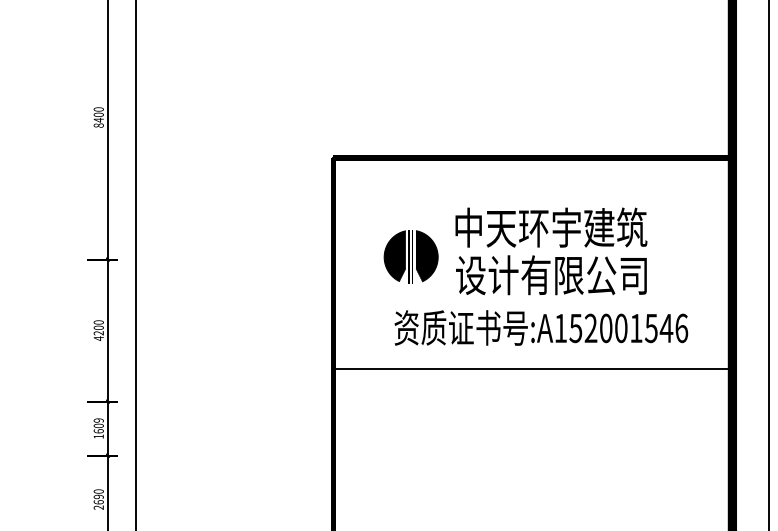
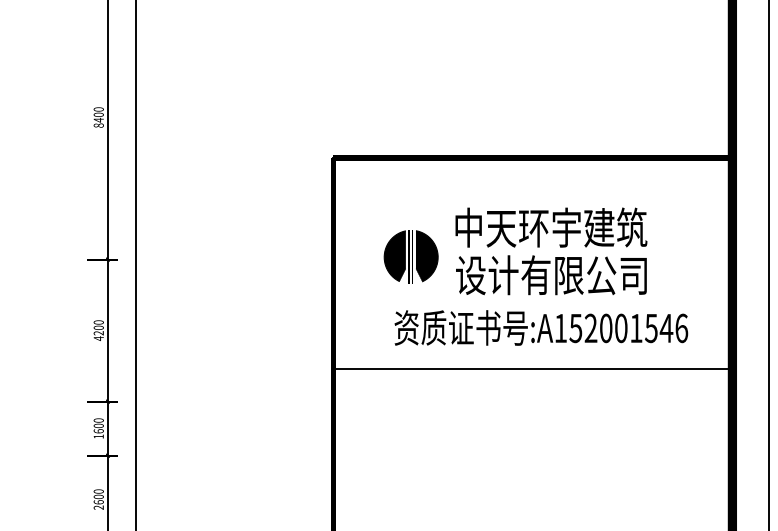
text: 1609 -> 1600 (98, 420)
text: 2690 -> 2600 (98, 496)
